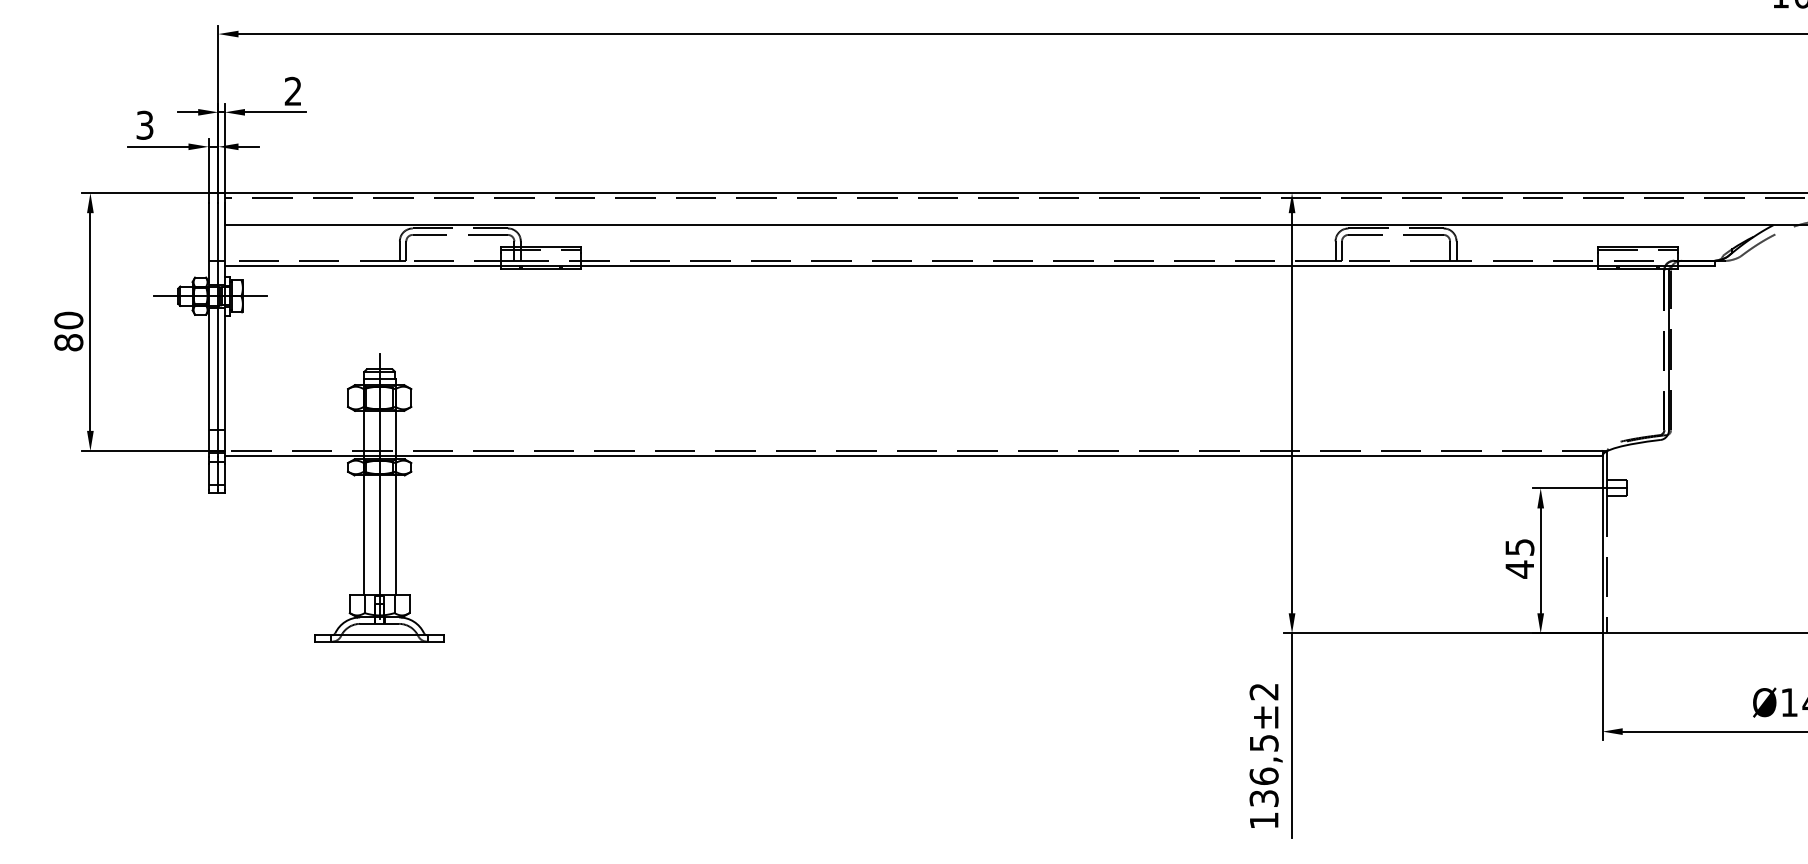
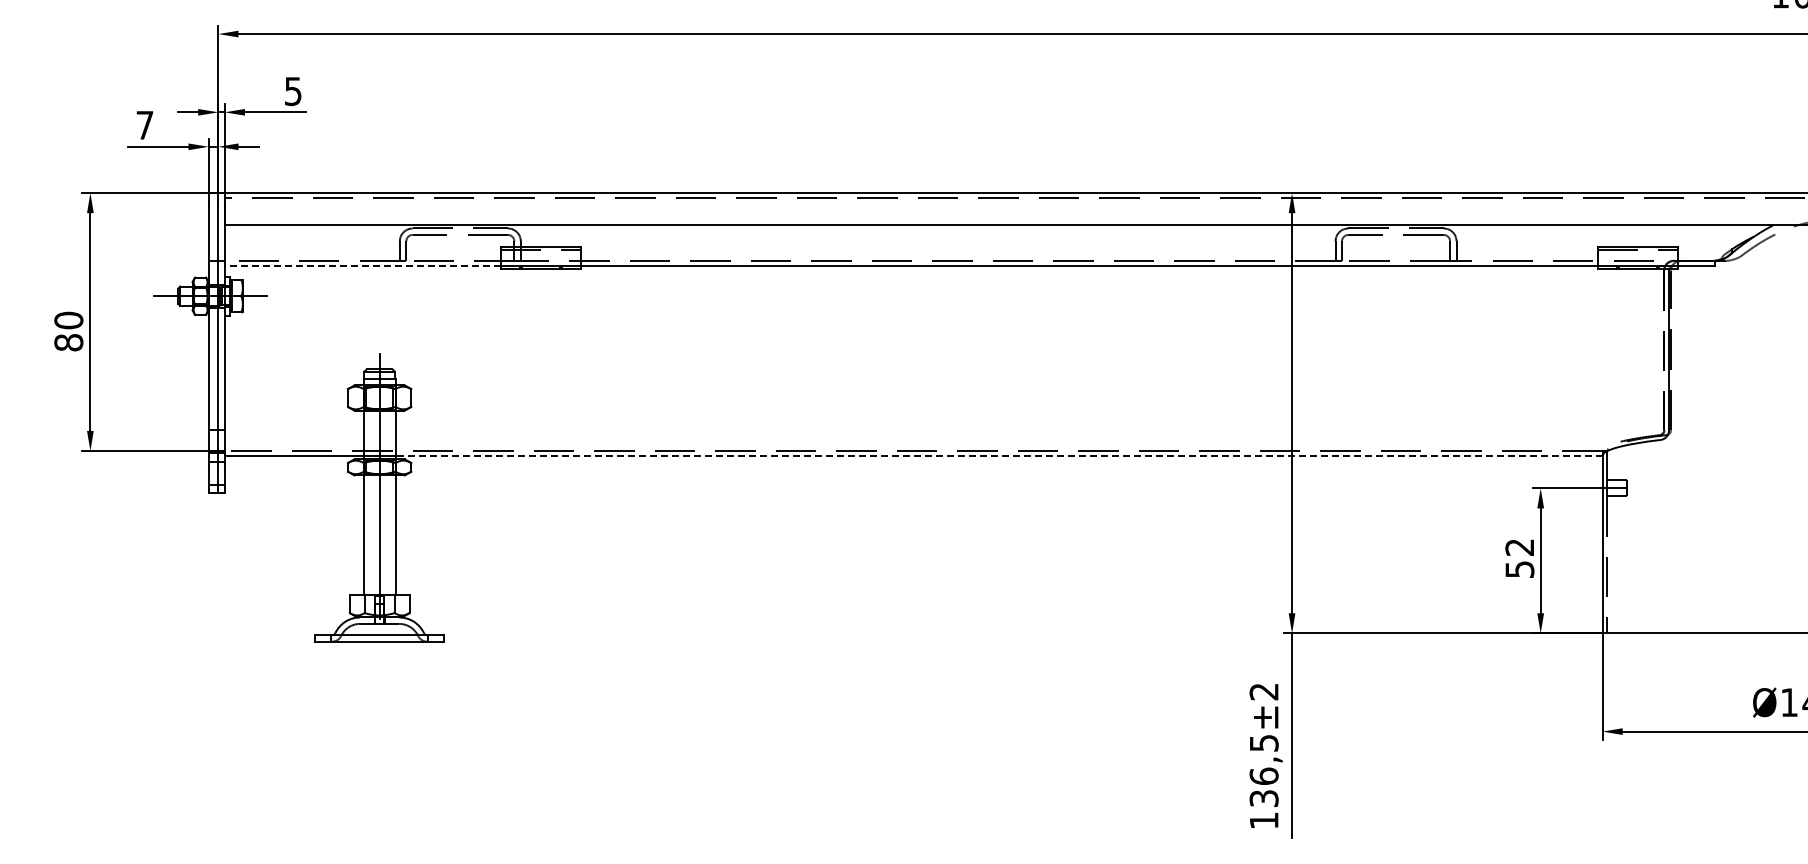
text: 2 -> 5 (292, 91)
text: 3 -> 7 (144, 124)
line: solid -> dashed (362, 265)
line: solid -> dashed (998, 455)
text: 45 -> 52 (1519, 558)
